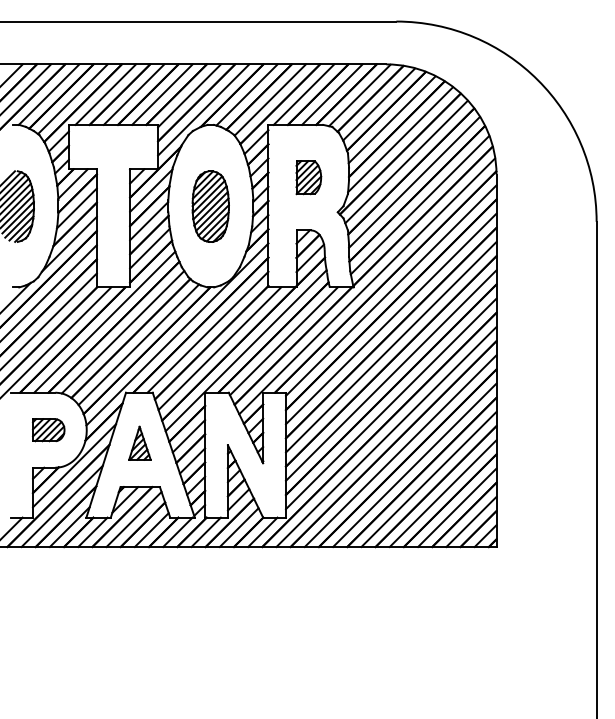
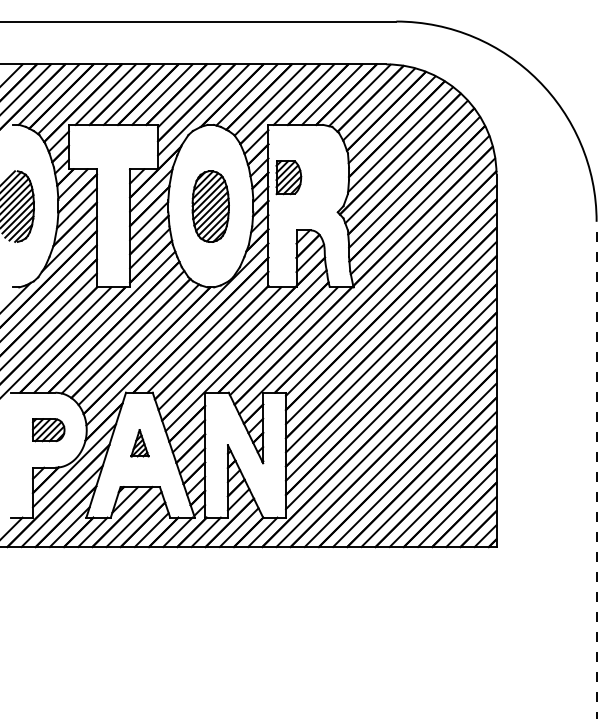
part position: (308, 177) -> (288, 177) (288, 177)
part size: 24x36 px -> 20x29 px (139, 443)
line: solid -> dashed (596, 469)
